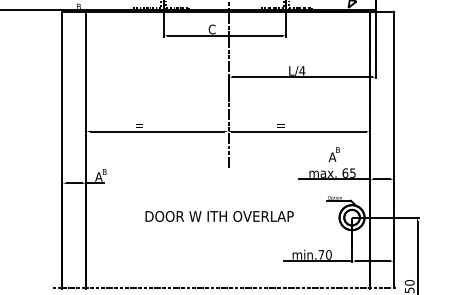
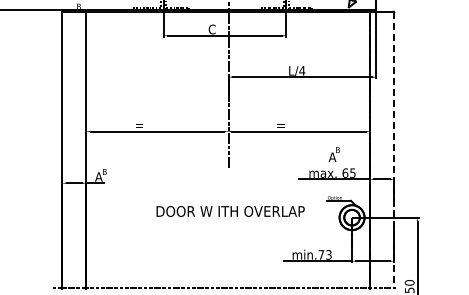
line: solid -> dashed (394, 150)
text position: (219, 216) -> (230, 211) (230, 211)
text: min.70 -> min.73 (328, 254)
